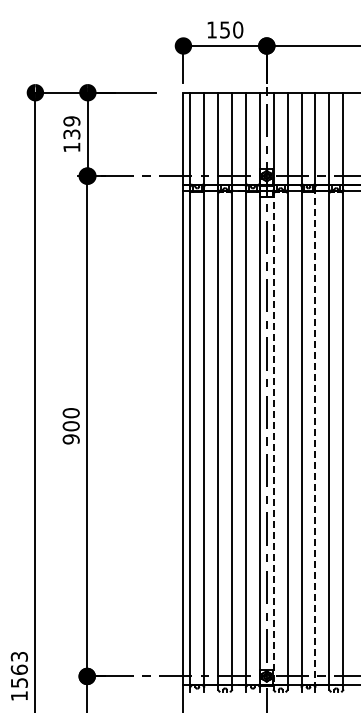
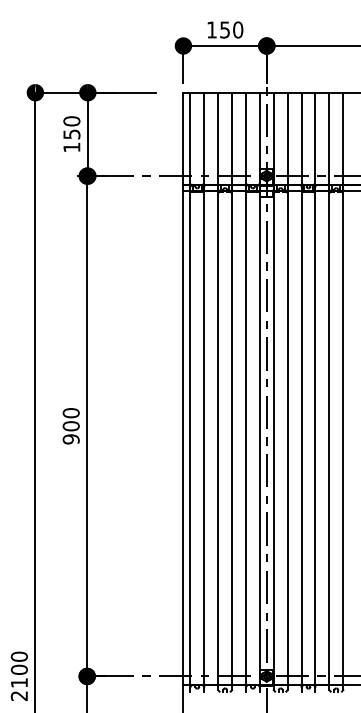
text: 139 -> 150 (71, 127)
line: dashed -> solid (315, 435)
line: dashed -> solid (273, 438)
text: 1563 -> 2100 (18, 676)
